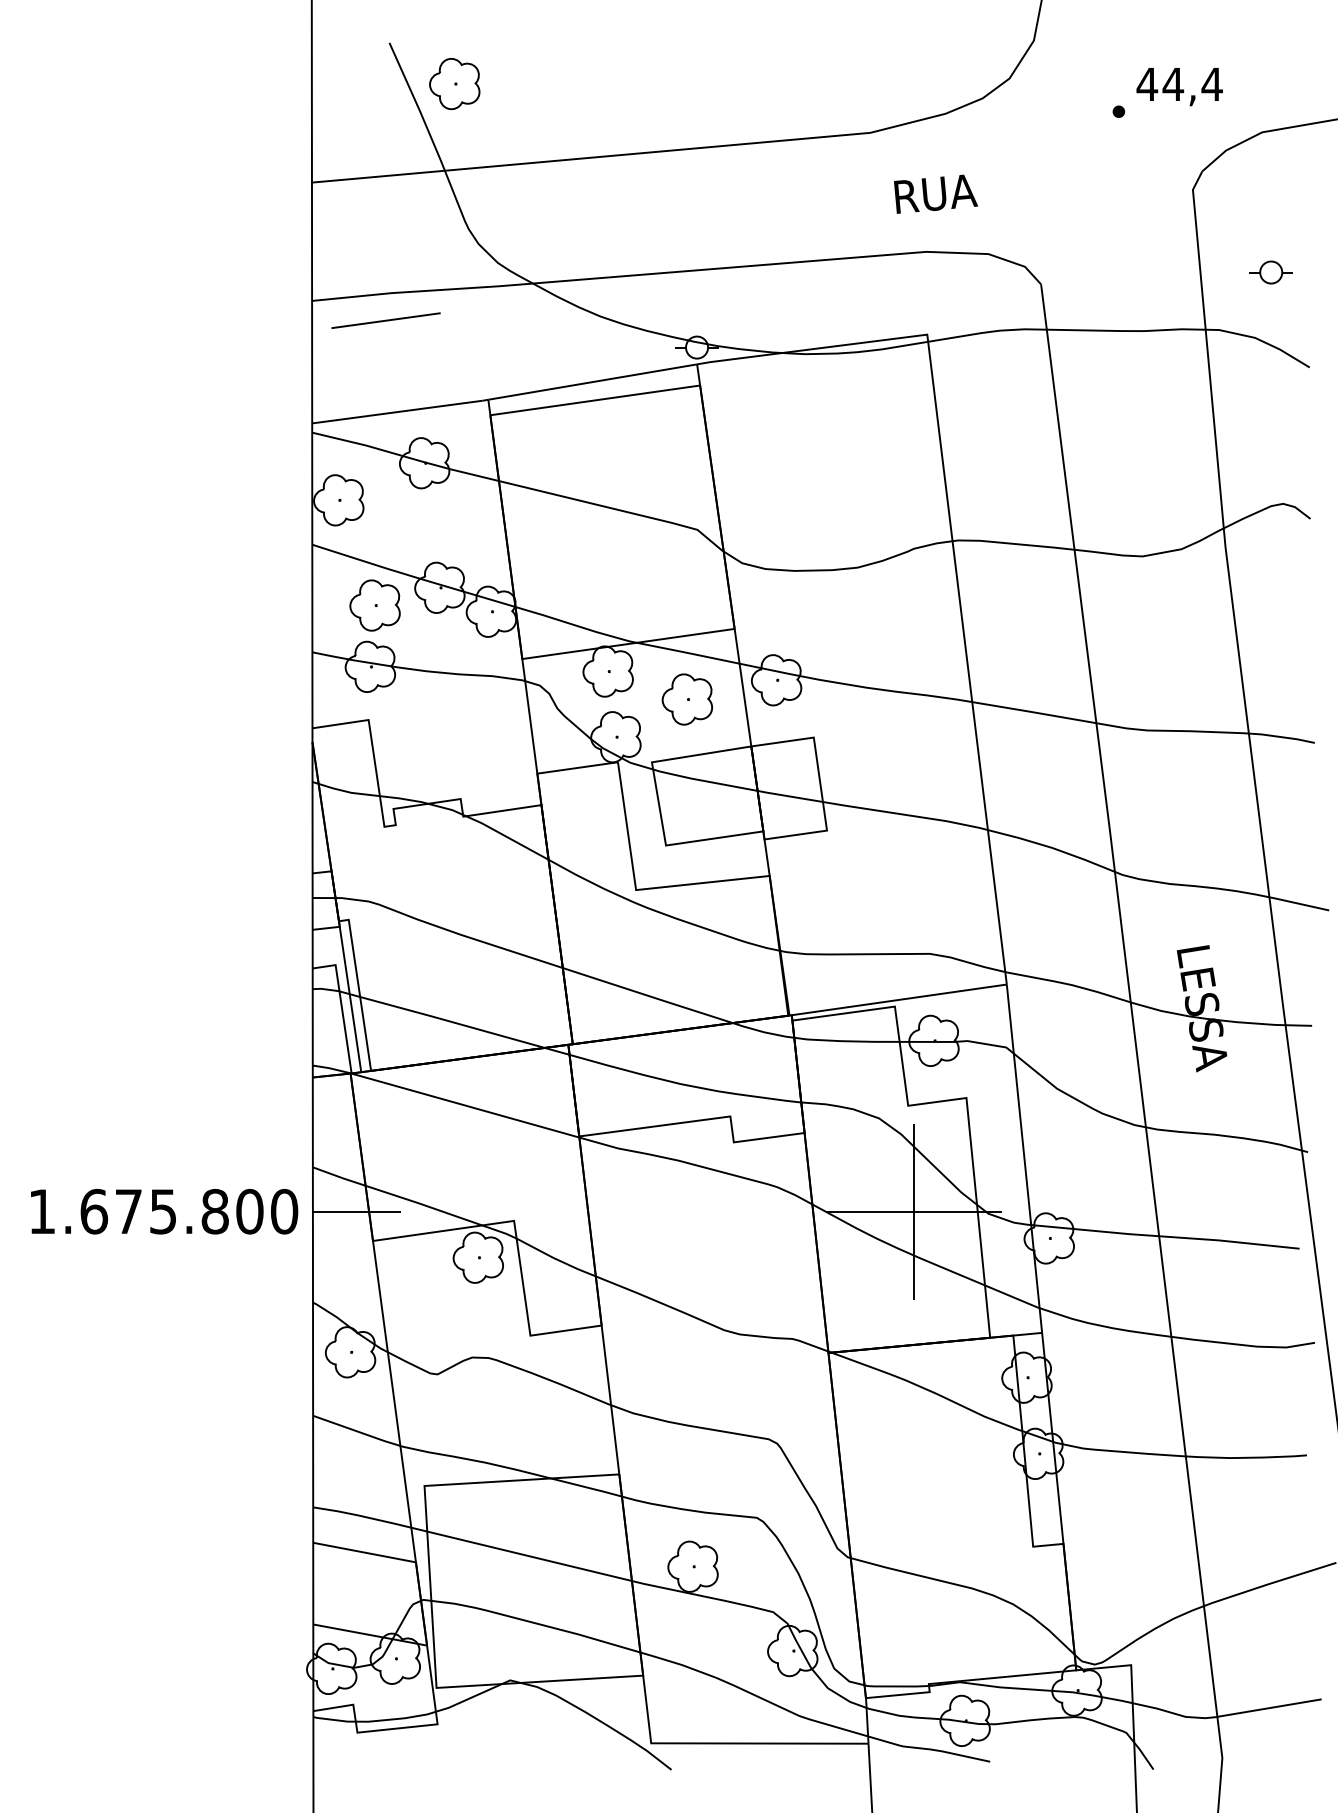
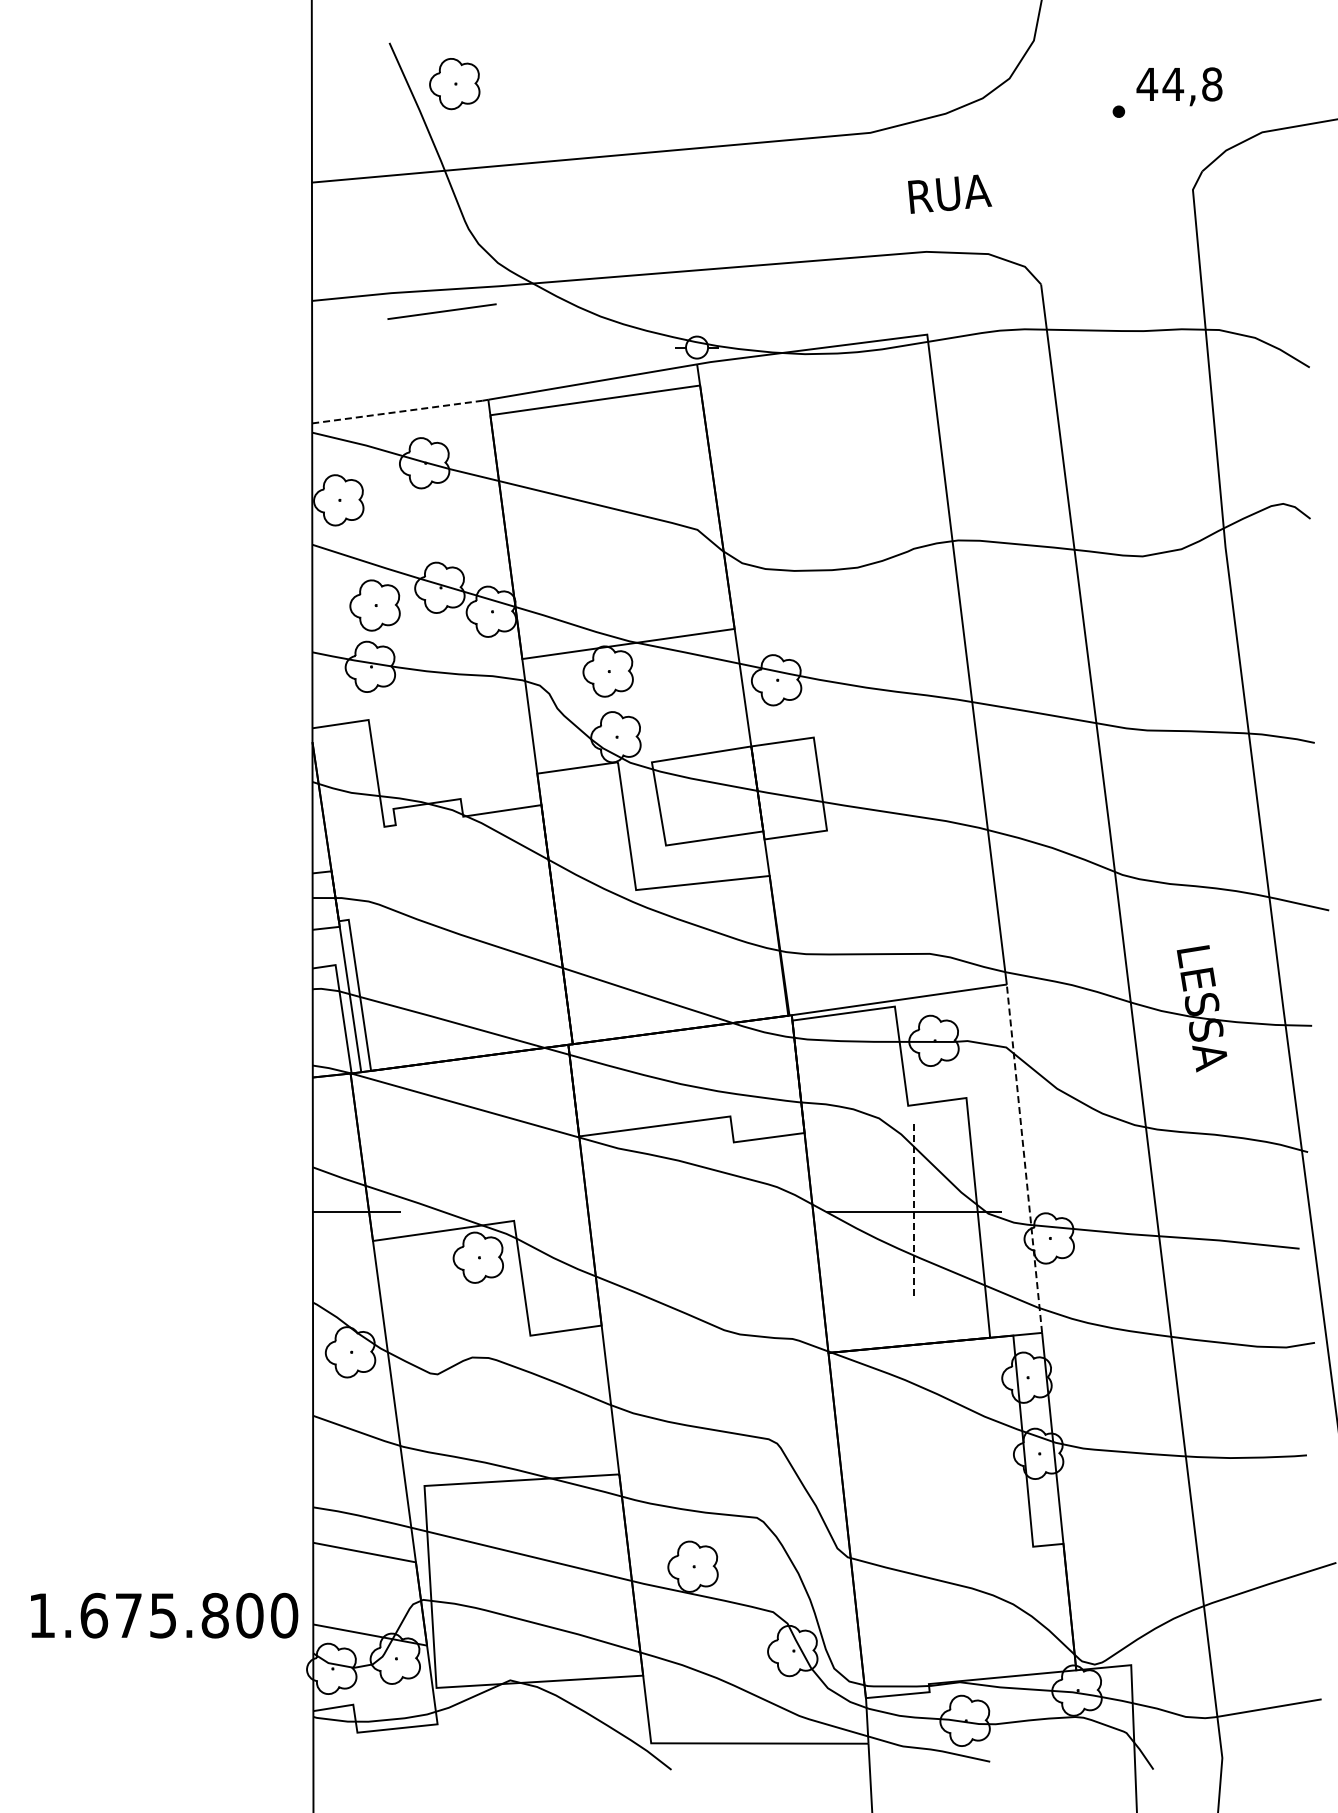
text: 44,4 -> 44,8 (1211, 84)
text position: (936, 193) -> (950, 193) (950, 193)
part: present -> none (1270, 272)
line position: (385, 320) -> (441, 311) (441, 311)
line: solid -> dashed (397, 412)
part: present -> none (686, 699)
line: solid -> dashed (1024, 1158)
text position: (164, 1211) -> (164, 1615) (164, 1615)
line: solid -> dashed (913, 1212)
